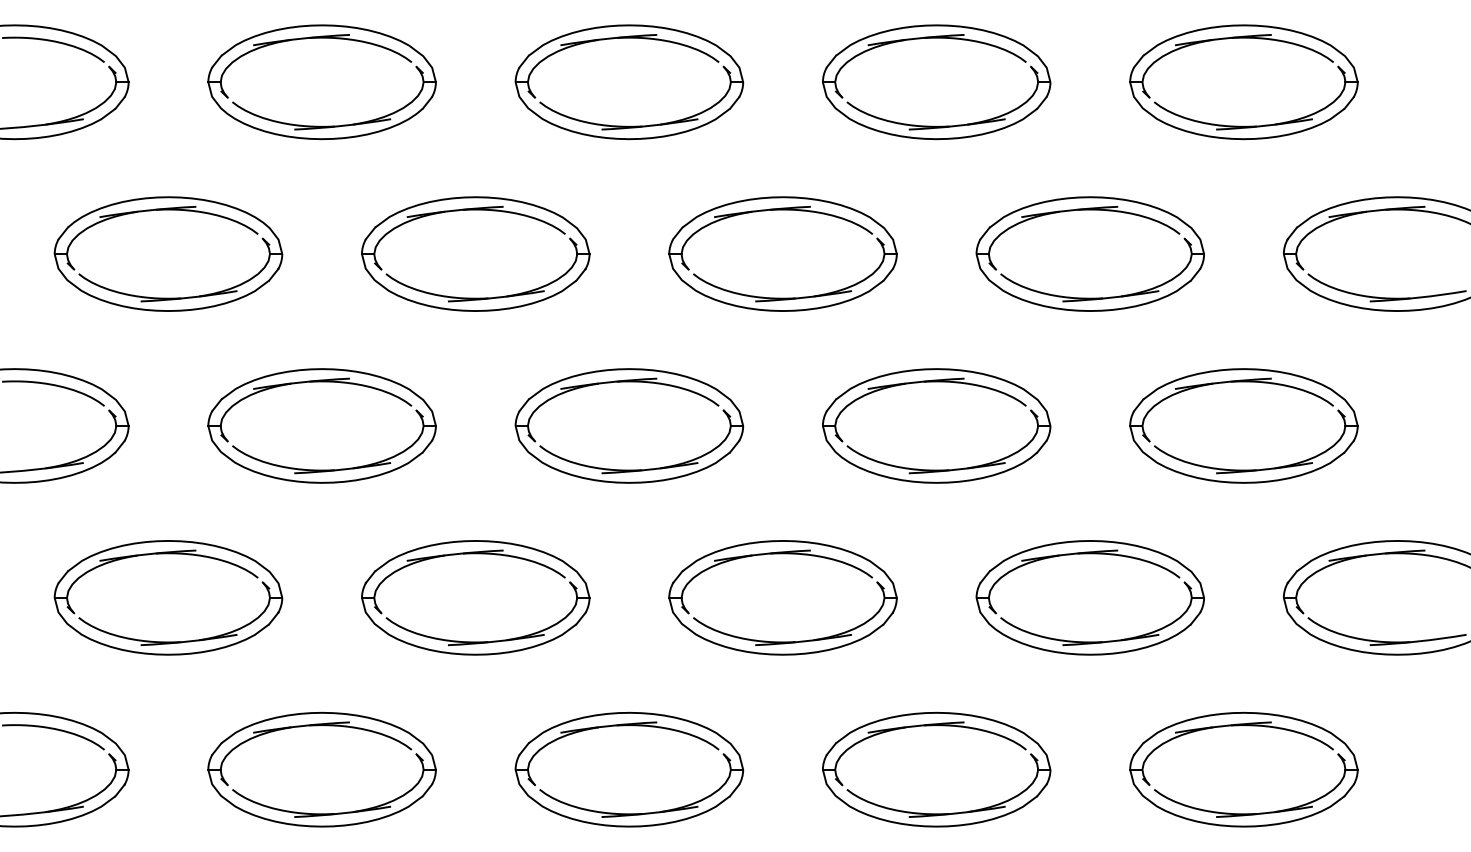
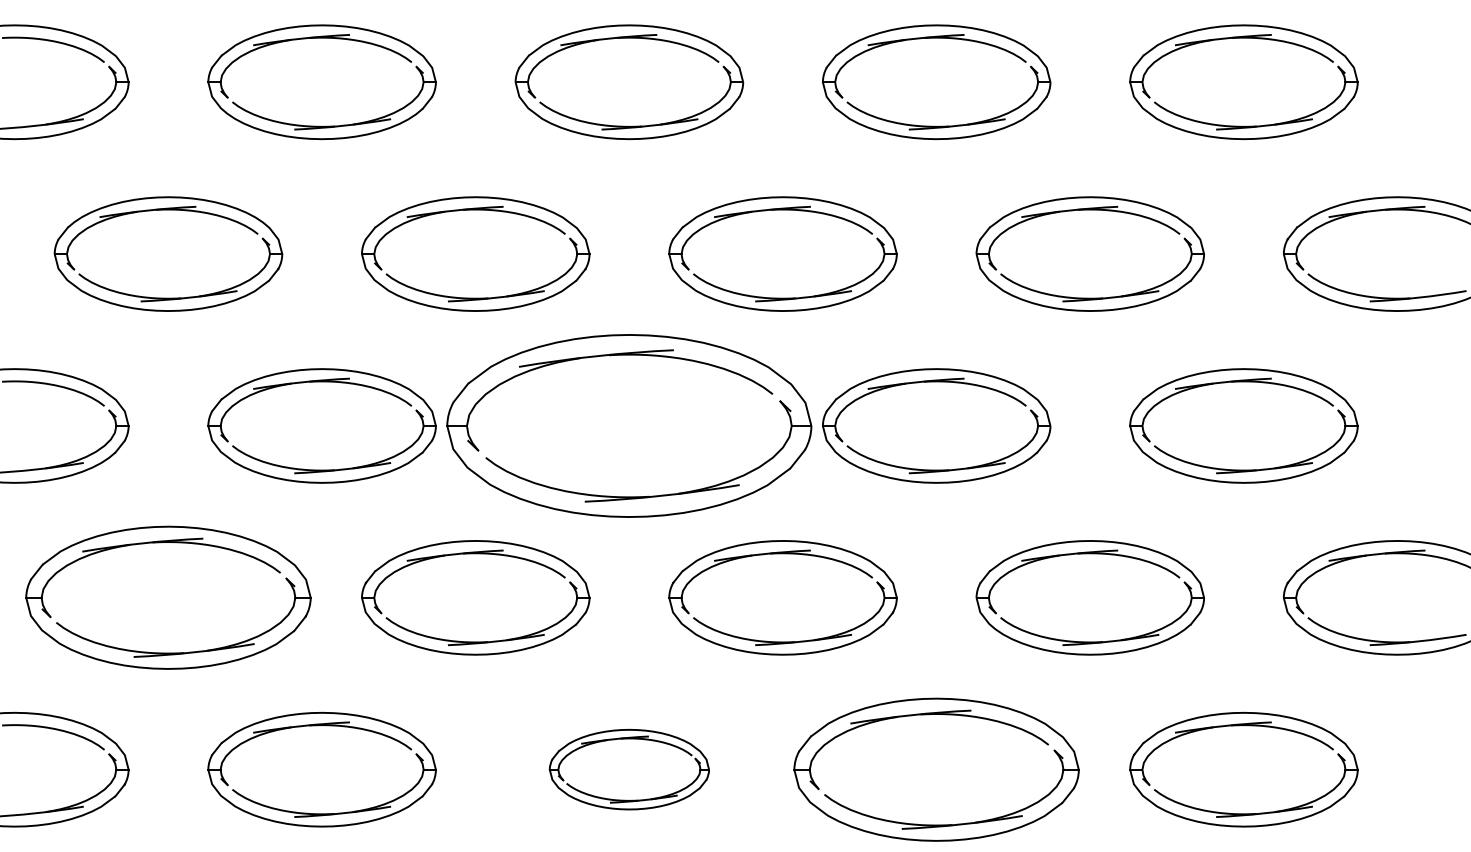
part size: 231x116 px -> 367x184 px (629, 425)
part size: 231x116 px -> 287x145 px (168, 597)
part size: 231x117 px -> 162x83 px (628, 769)
part size: 230x117 px -> 287x145 px (936, 769)
